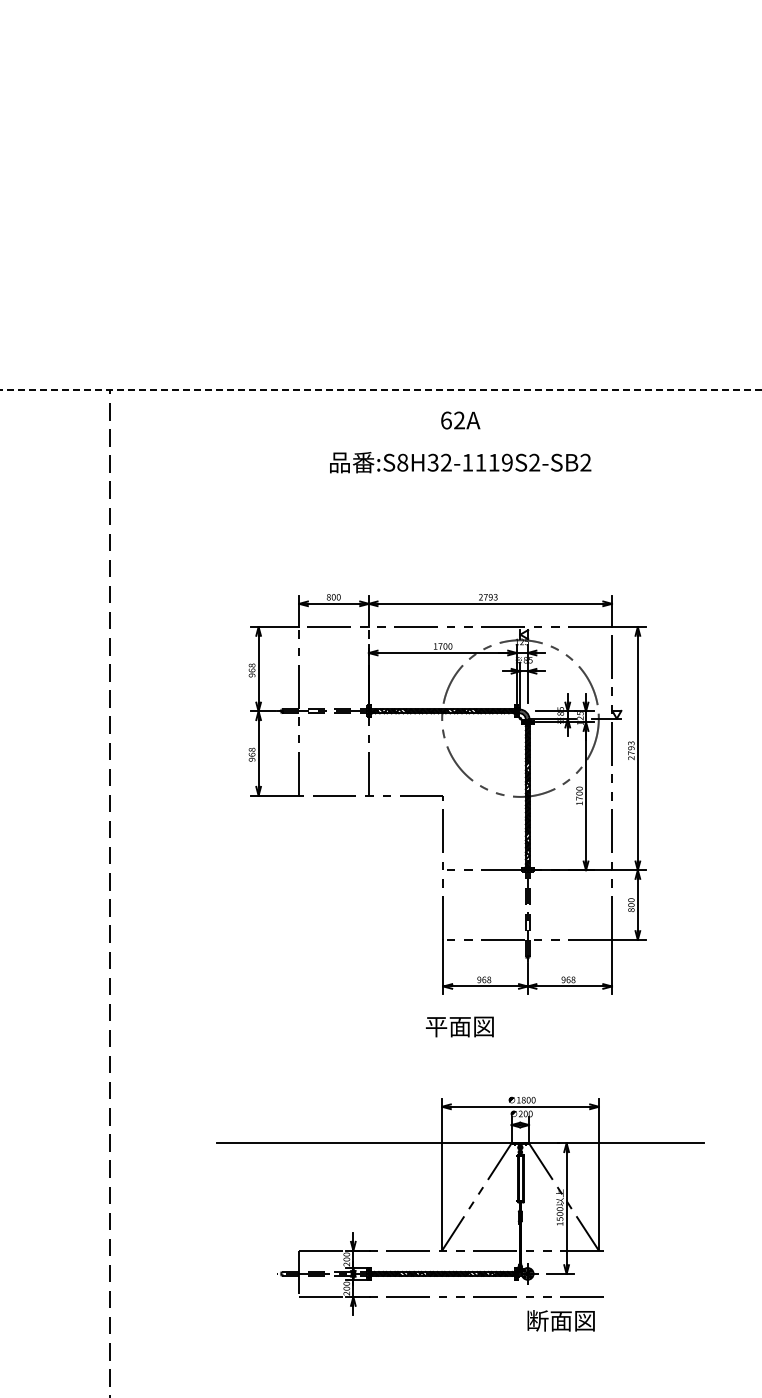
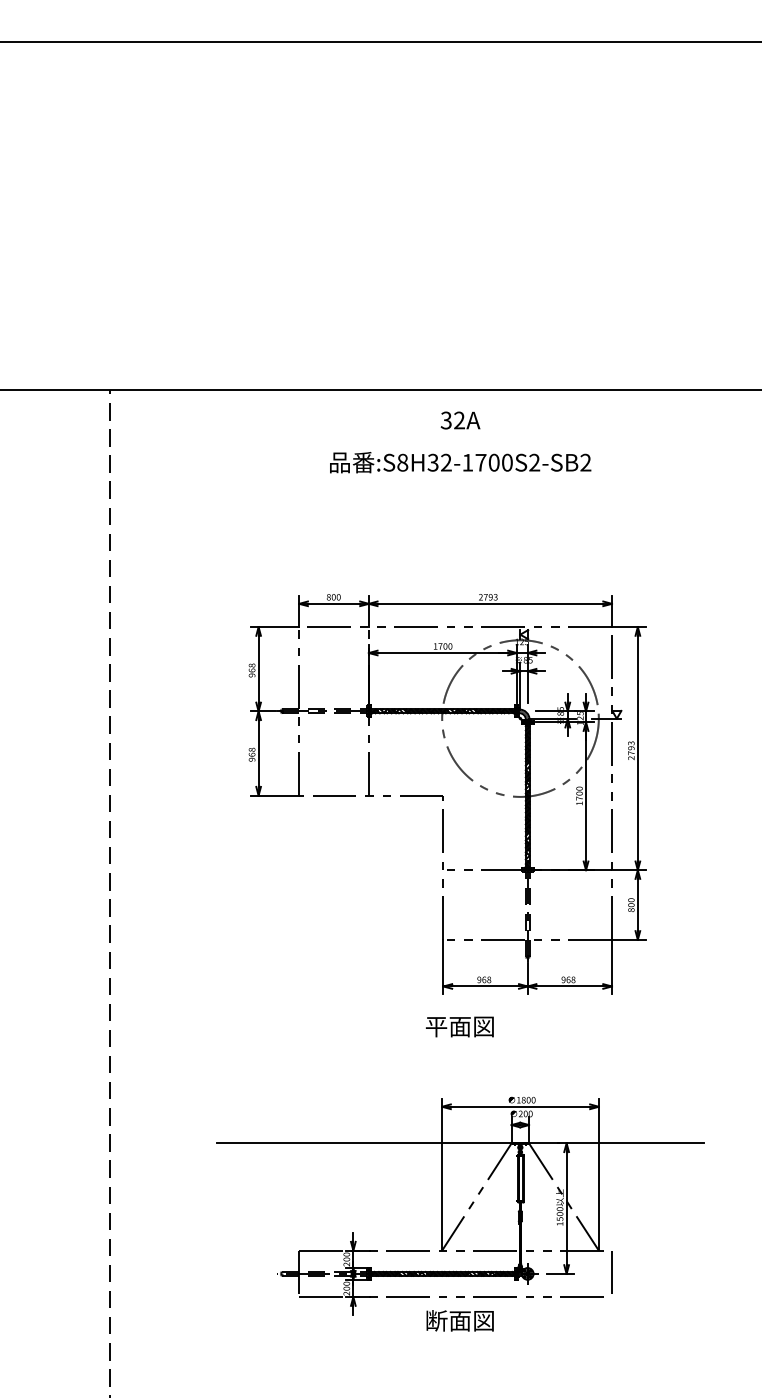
line: none -> present (380, 41)
line: dashed -> solid (380, 390)
text: 62A -> 32A (445, 420)
text: :S8H32-1119S2-SB2 -> :S8H32-1700S2-SB2 (493, 462)
line: none -> present (611, 1273)
text position: (560, 1320) -> (459, 1320) (459, 1320)
